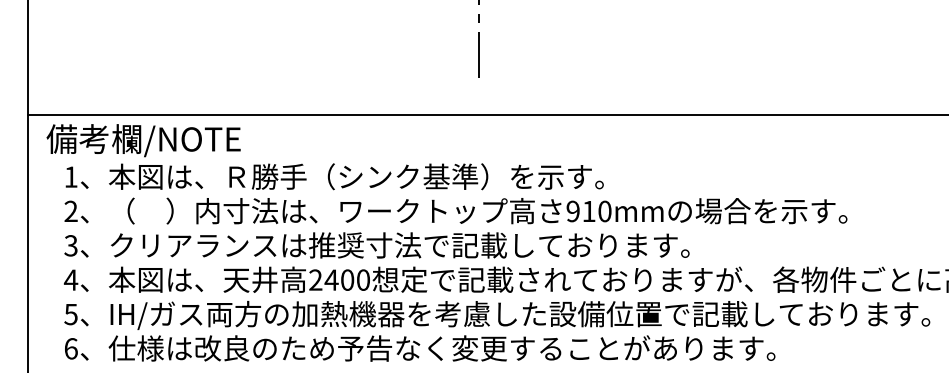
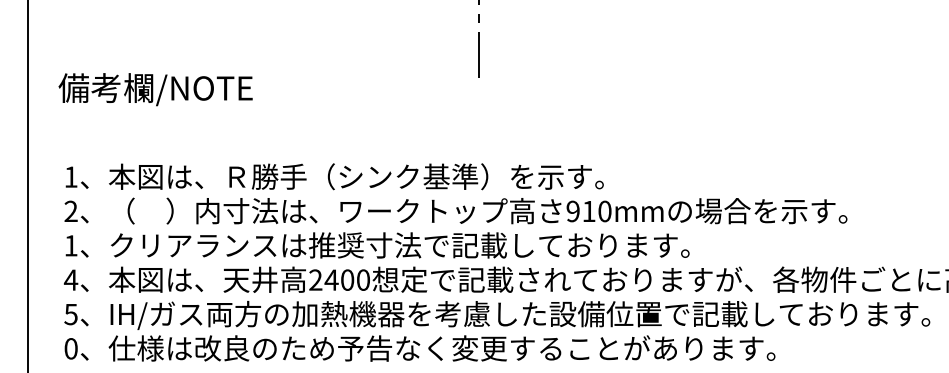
line: present -> none (486, 114)
text position: (143, 140) -> (155, 89) (155, 89)
text: 3 -> 1 (70, 245)
text: 6 -> 0 (70, 348)
